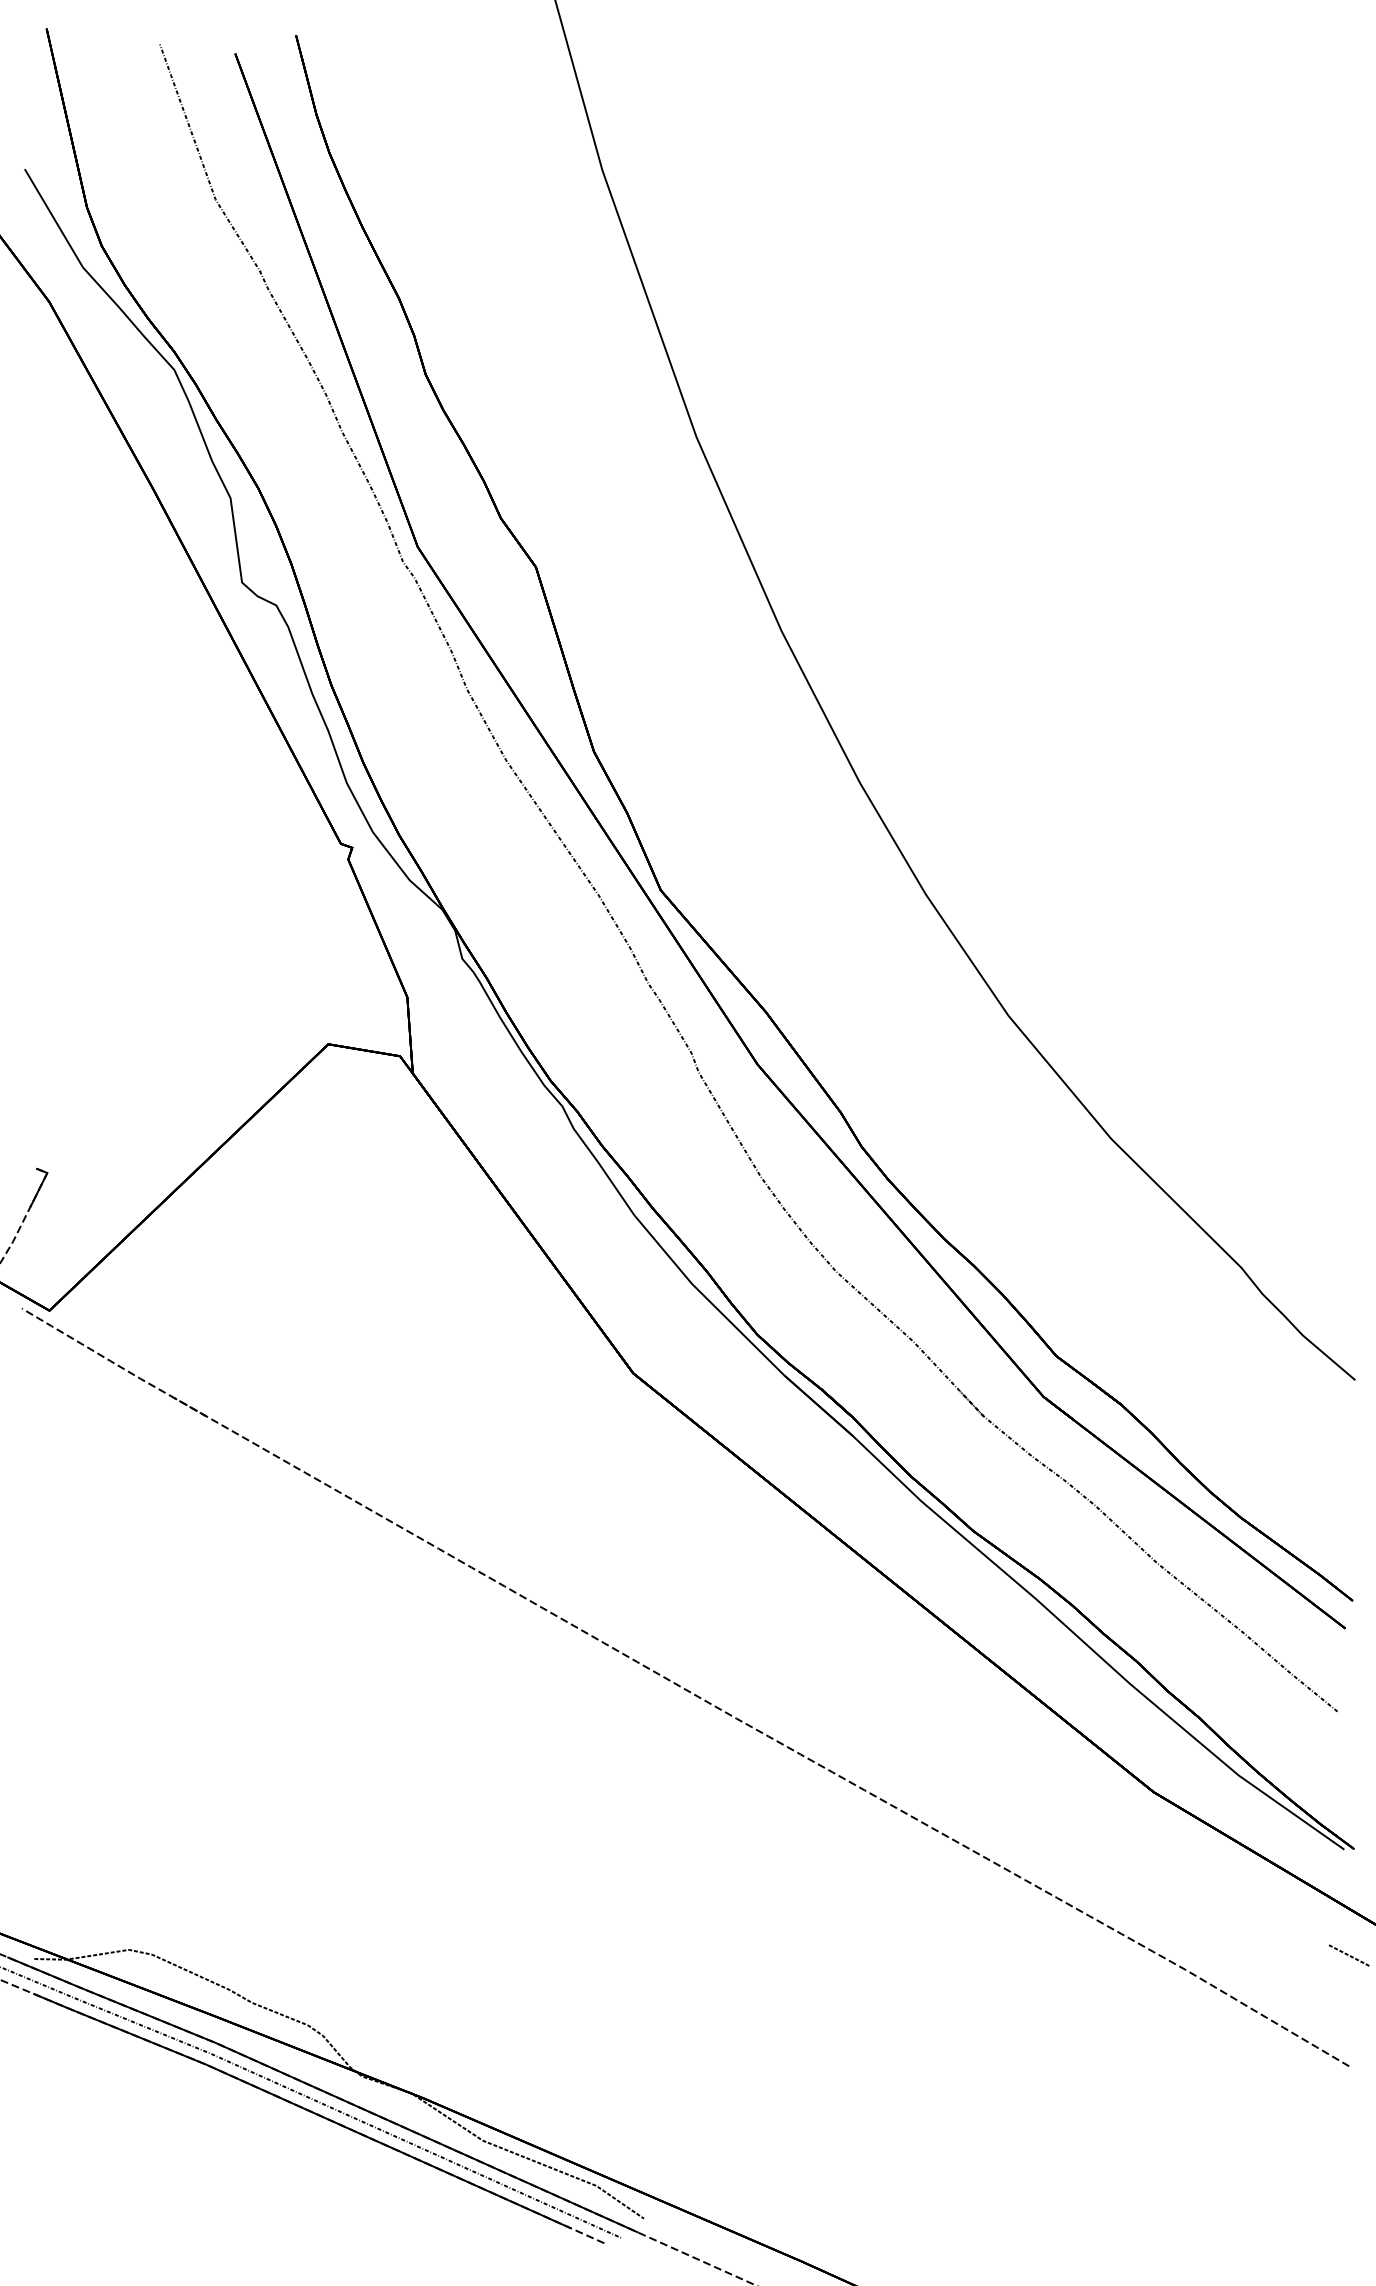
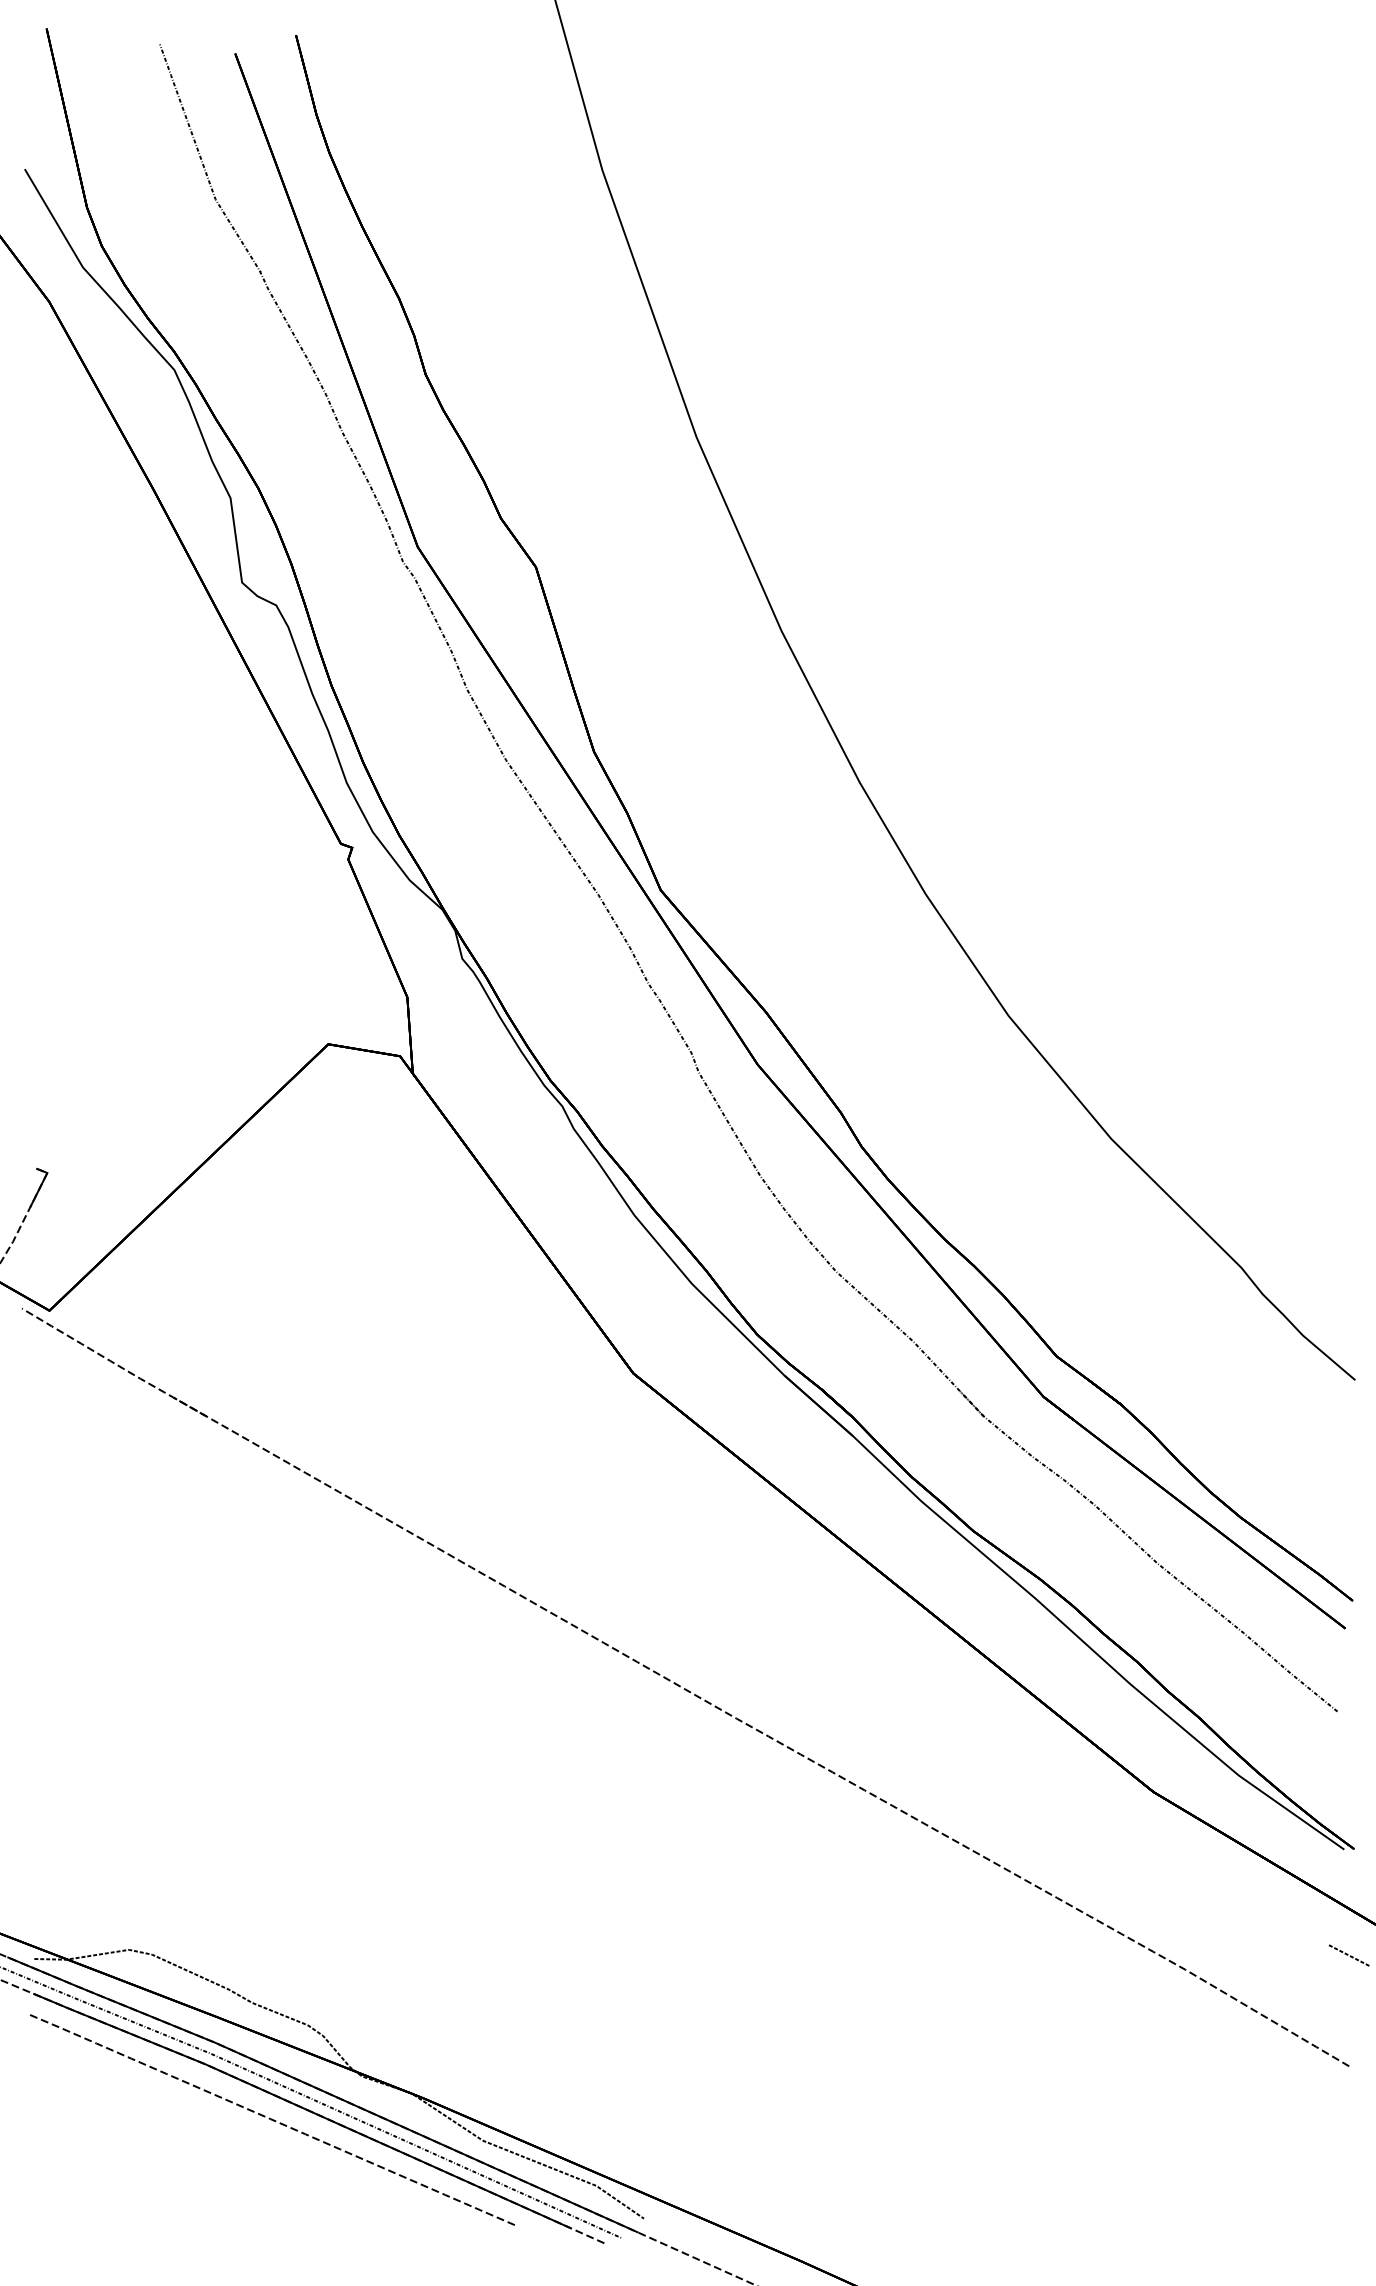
curve: none -> present (272, 2119)
